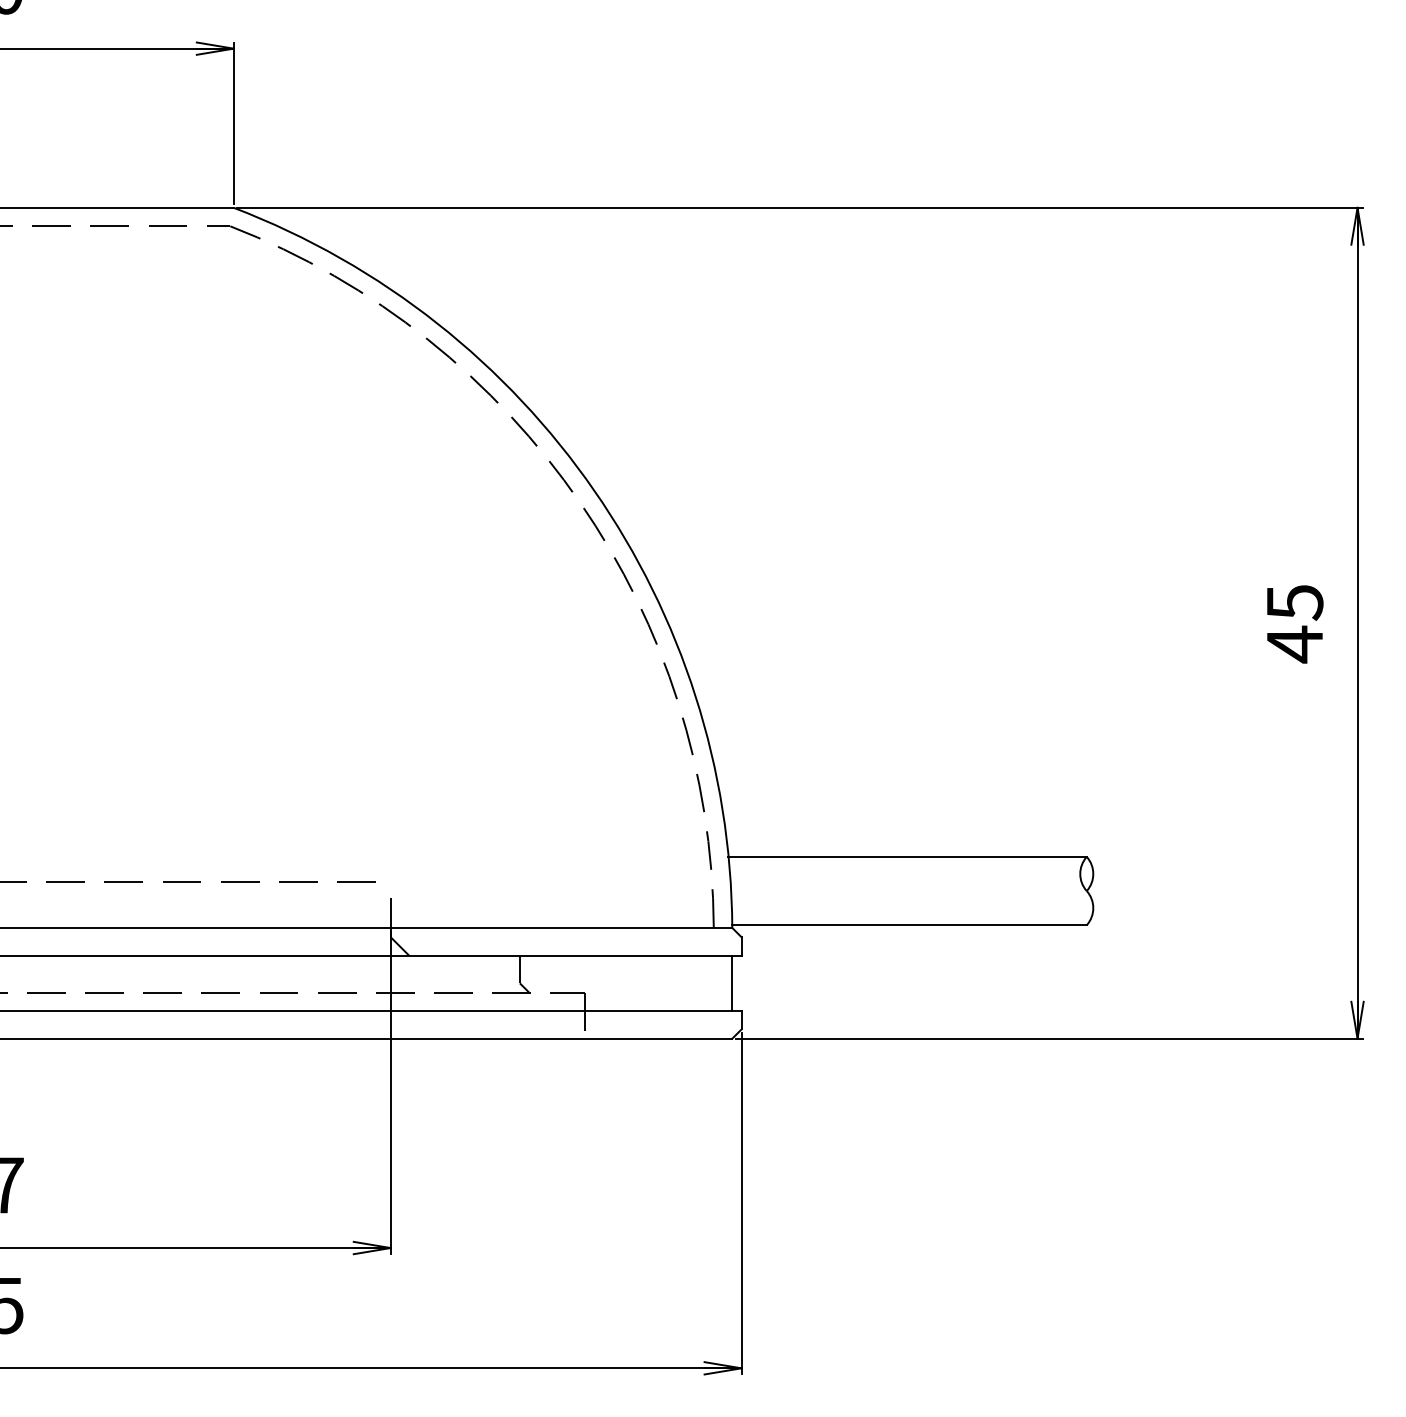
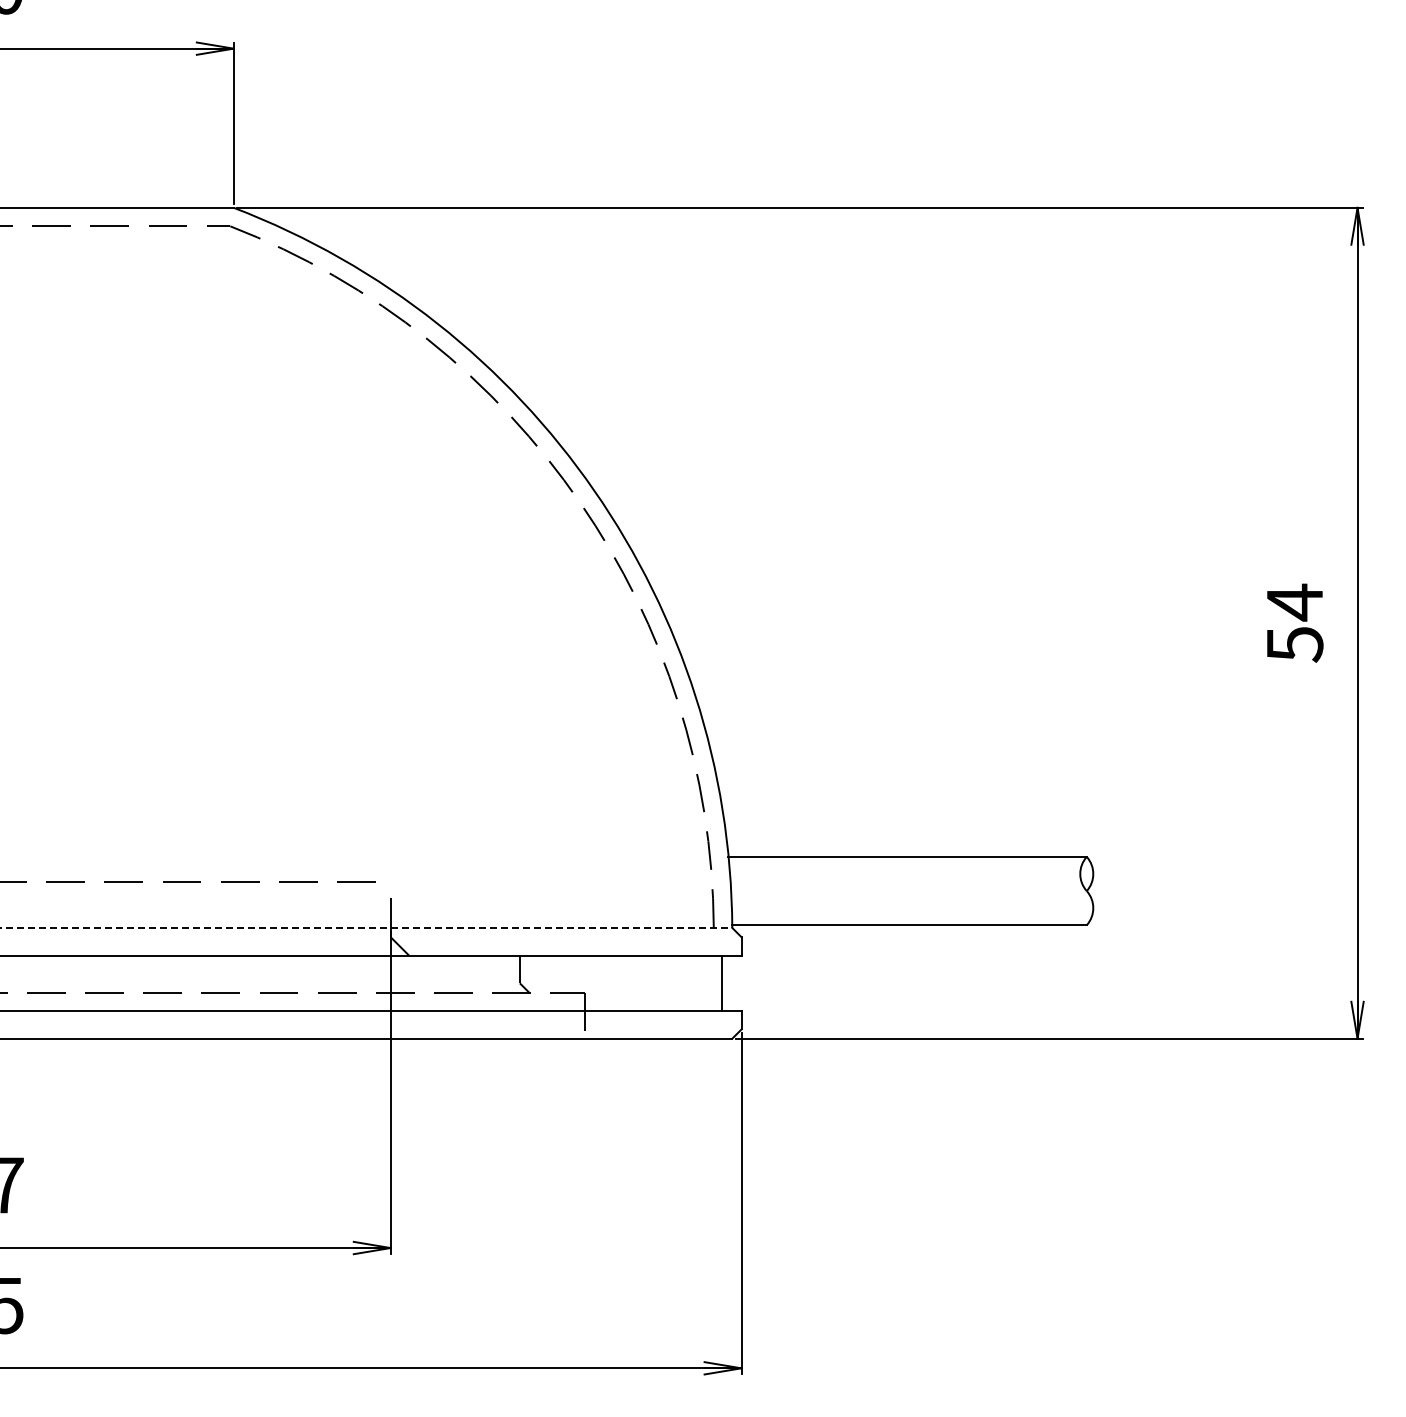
text: 45 -> 54 (1295, 623)
line: solid -> dashed (366, 927)
line position: (732, 983) -> (722, 983) (722, 983)
